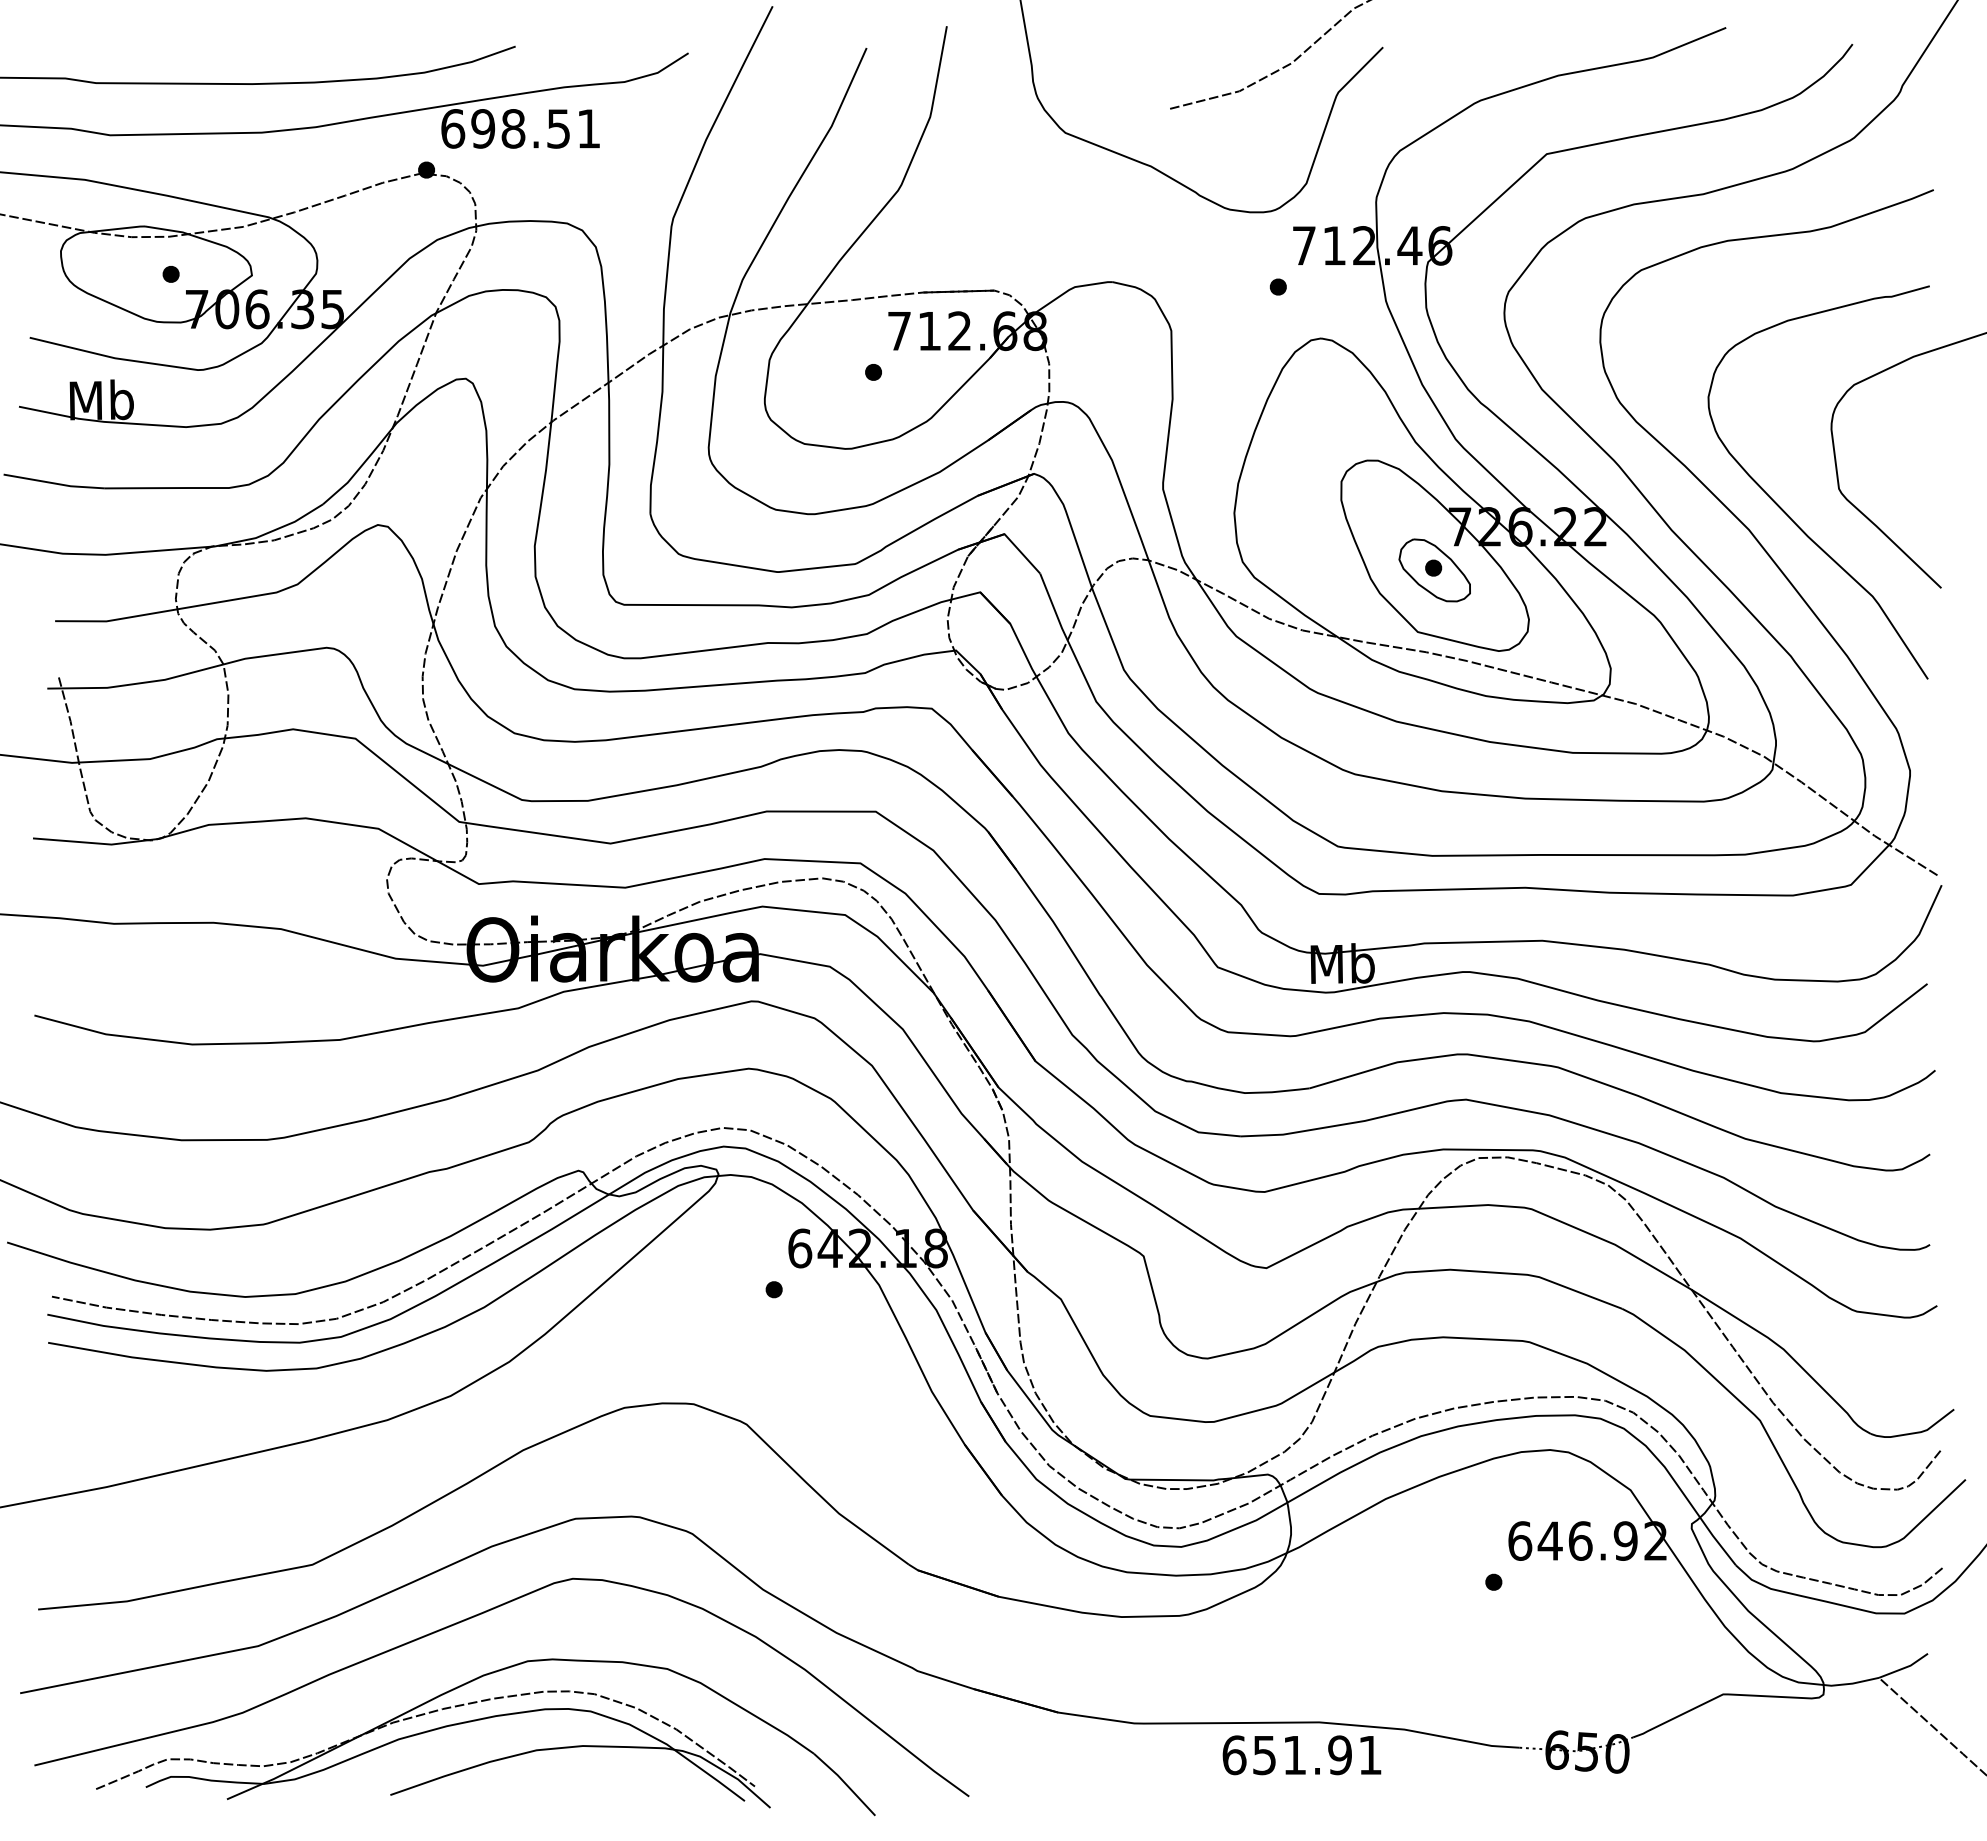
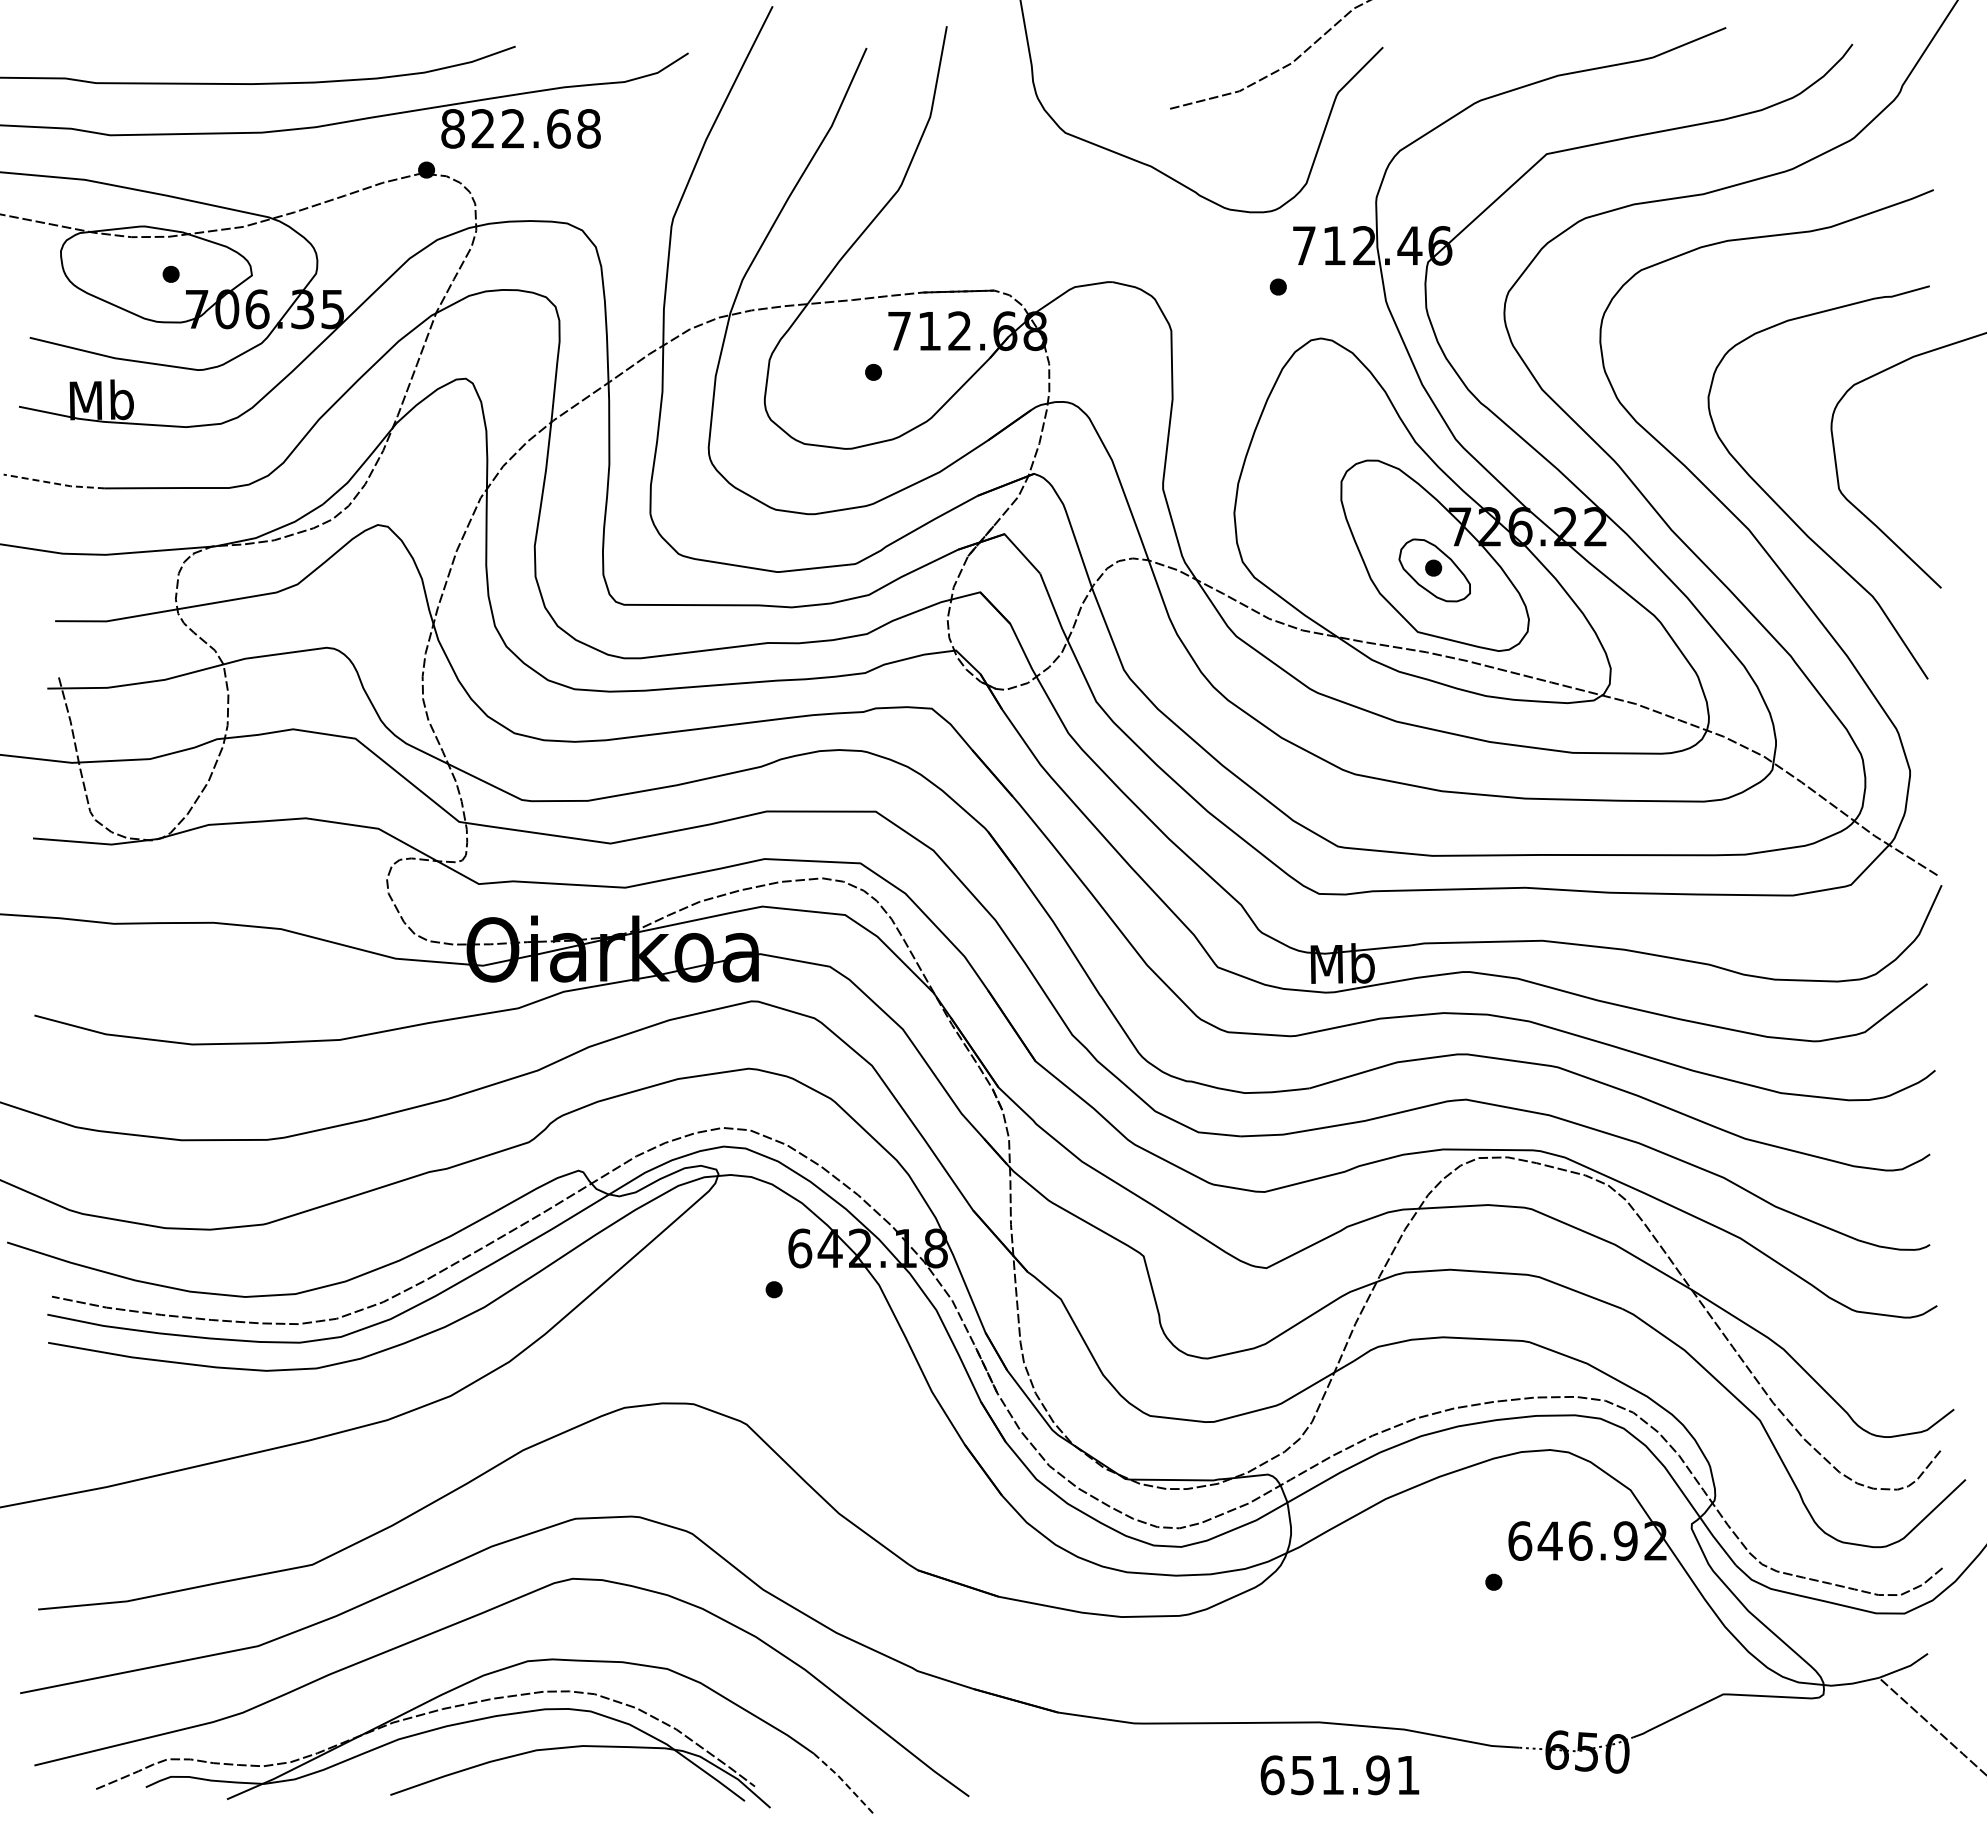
text: 698.51 -> 822.68 (520, 128)
line: solid -> dashed (54, 483)
text position: (1301, 1755) -> (1339, 1775) (1339, 1775)
line: solid -> dashed (845, 1783)
